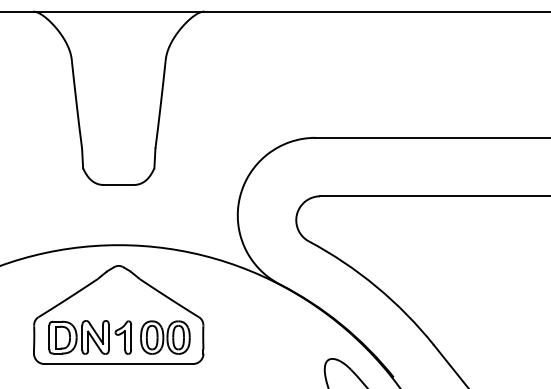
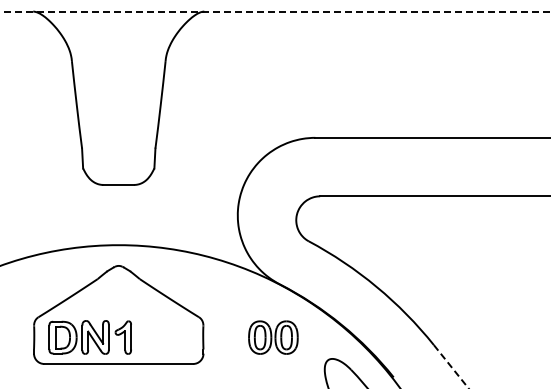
line: solid -> dashed (275, 11)
part position: (165, 337) -> (273, 337) (273, 337)
line: solid -> dashed (451, 367)
